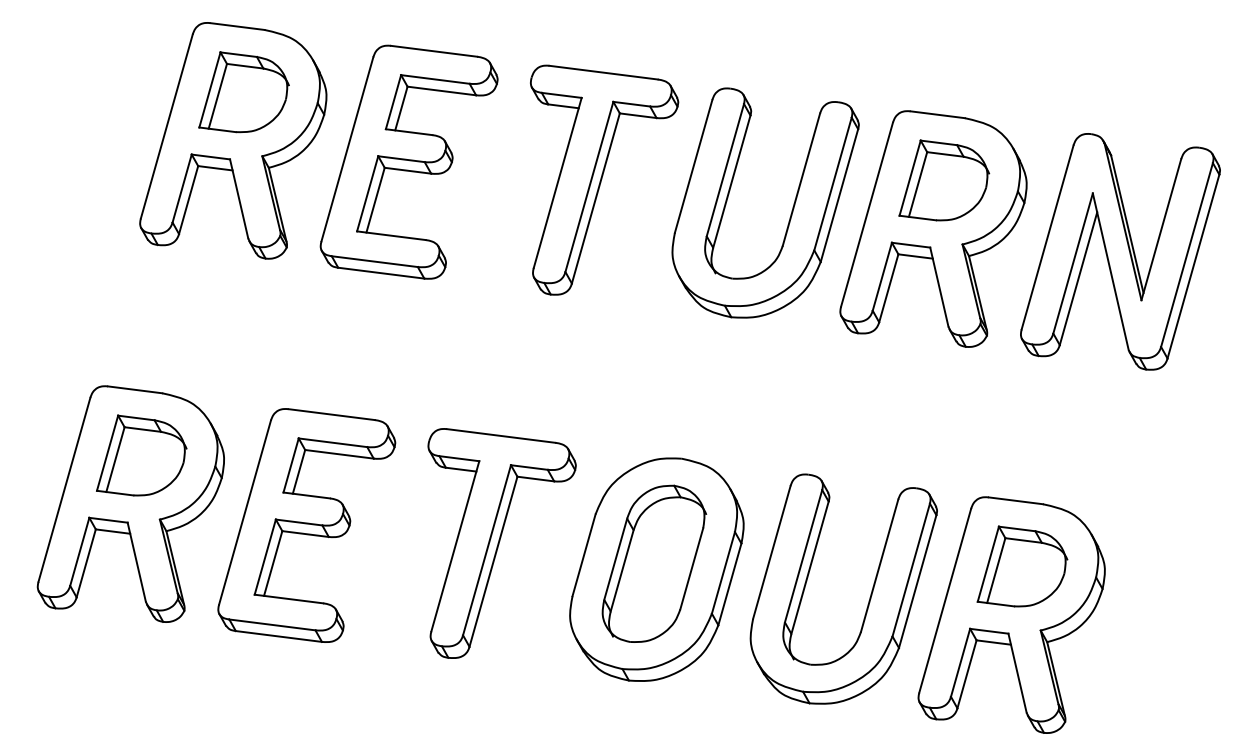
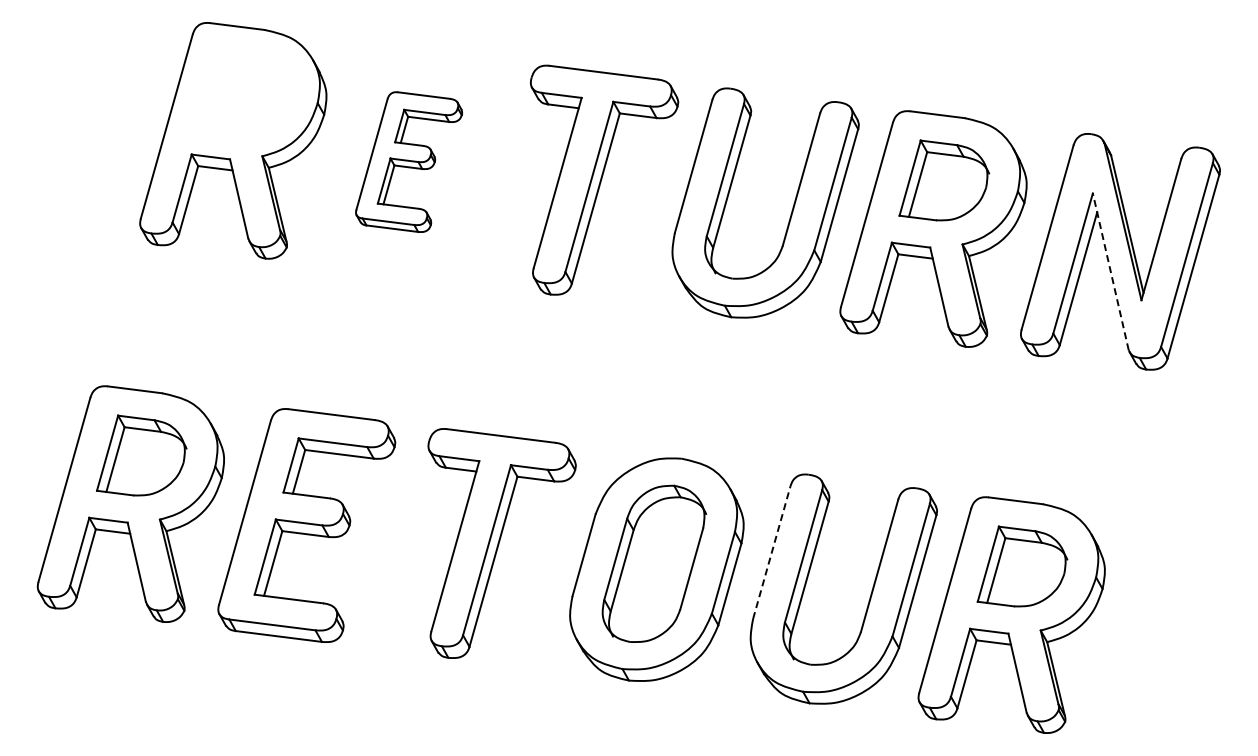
part: present -> none (243, 92)
part size: 180x236 px -> 108x142 px (408, 161)
line: solid -> dashed (1110, 271)
line: solid -> dashed (771, 552)
